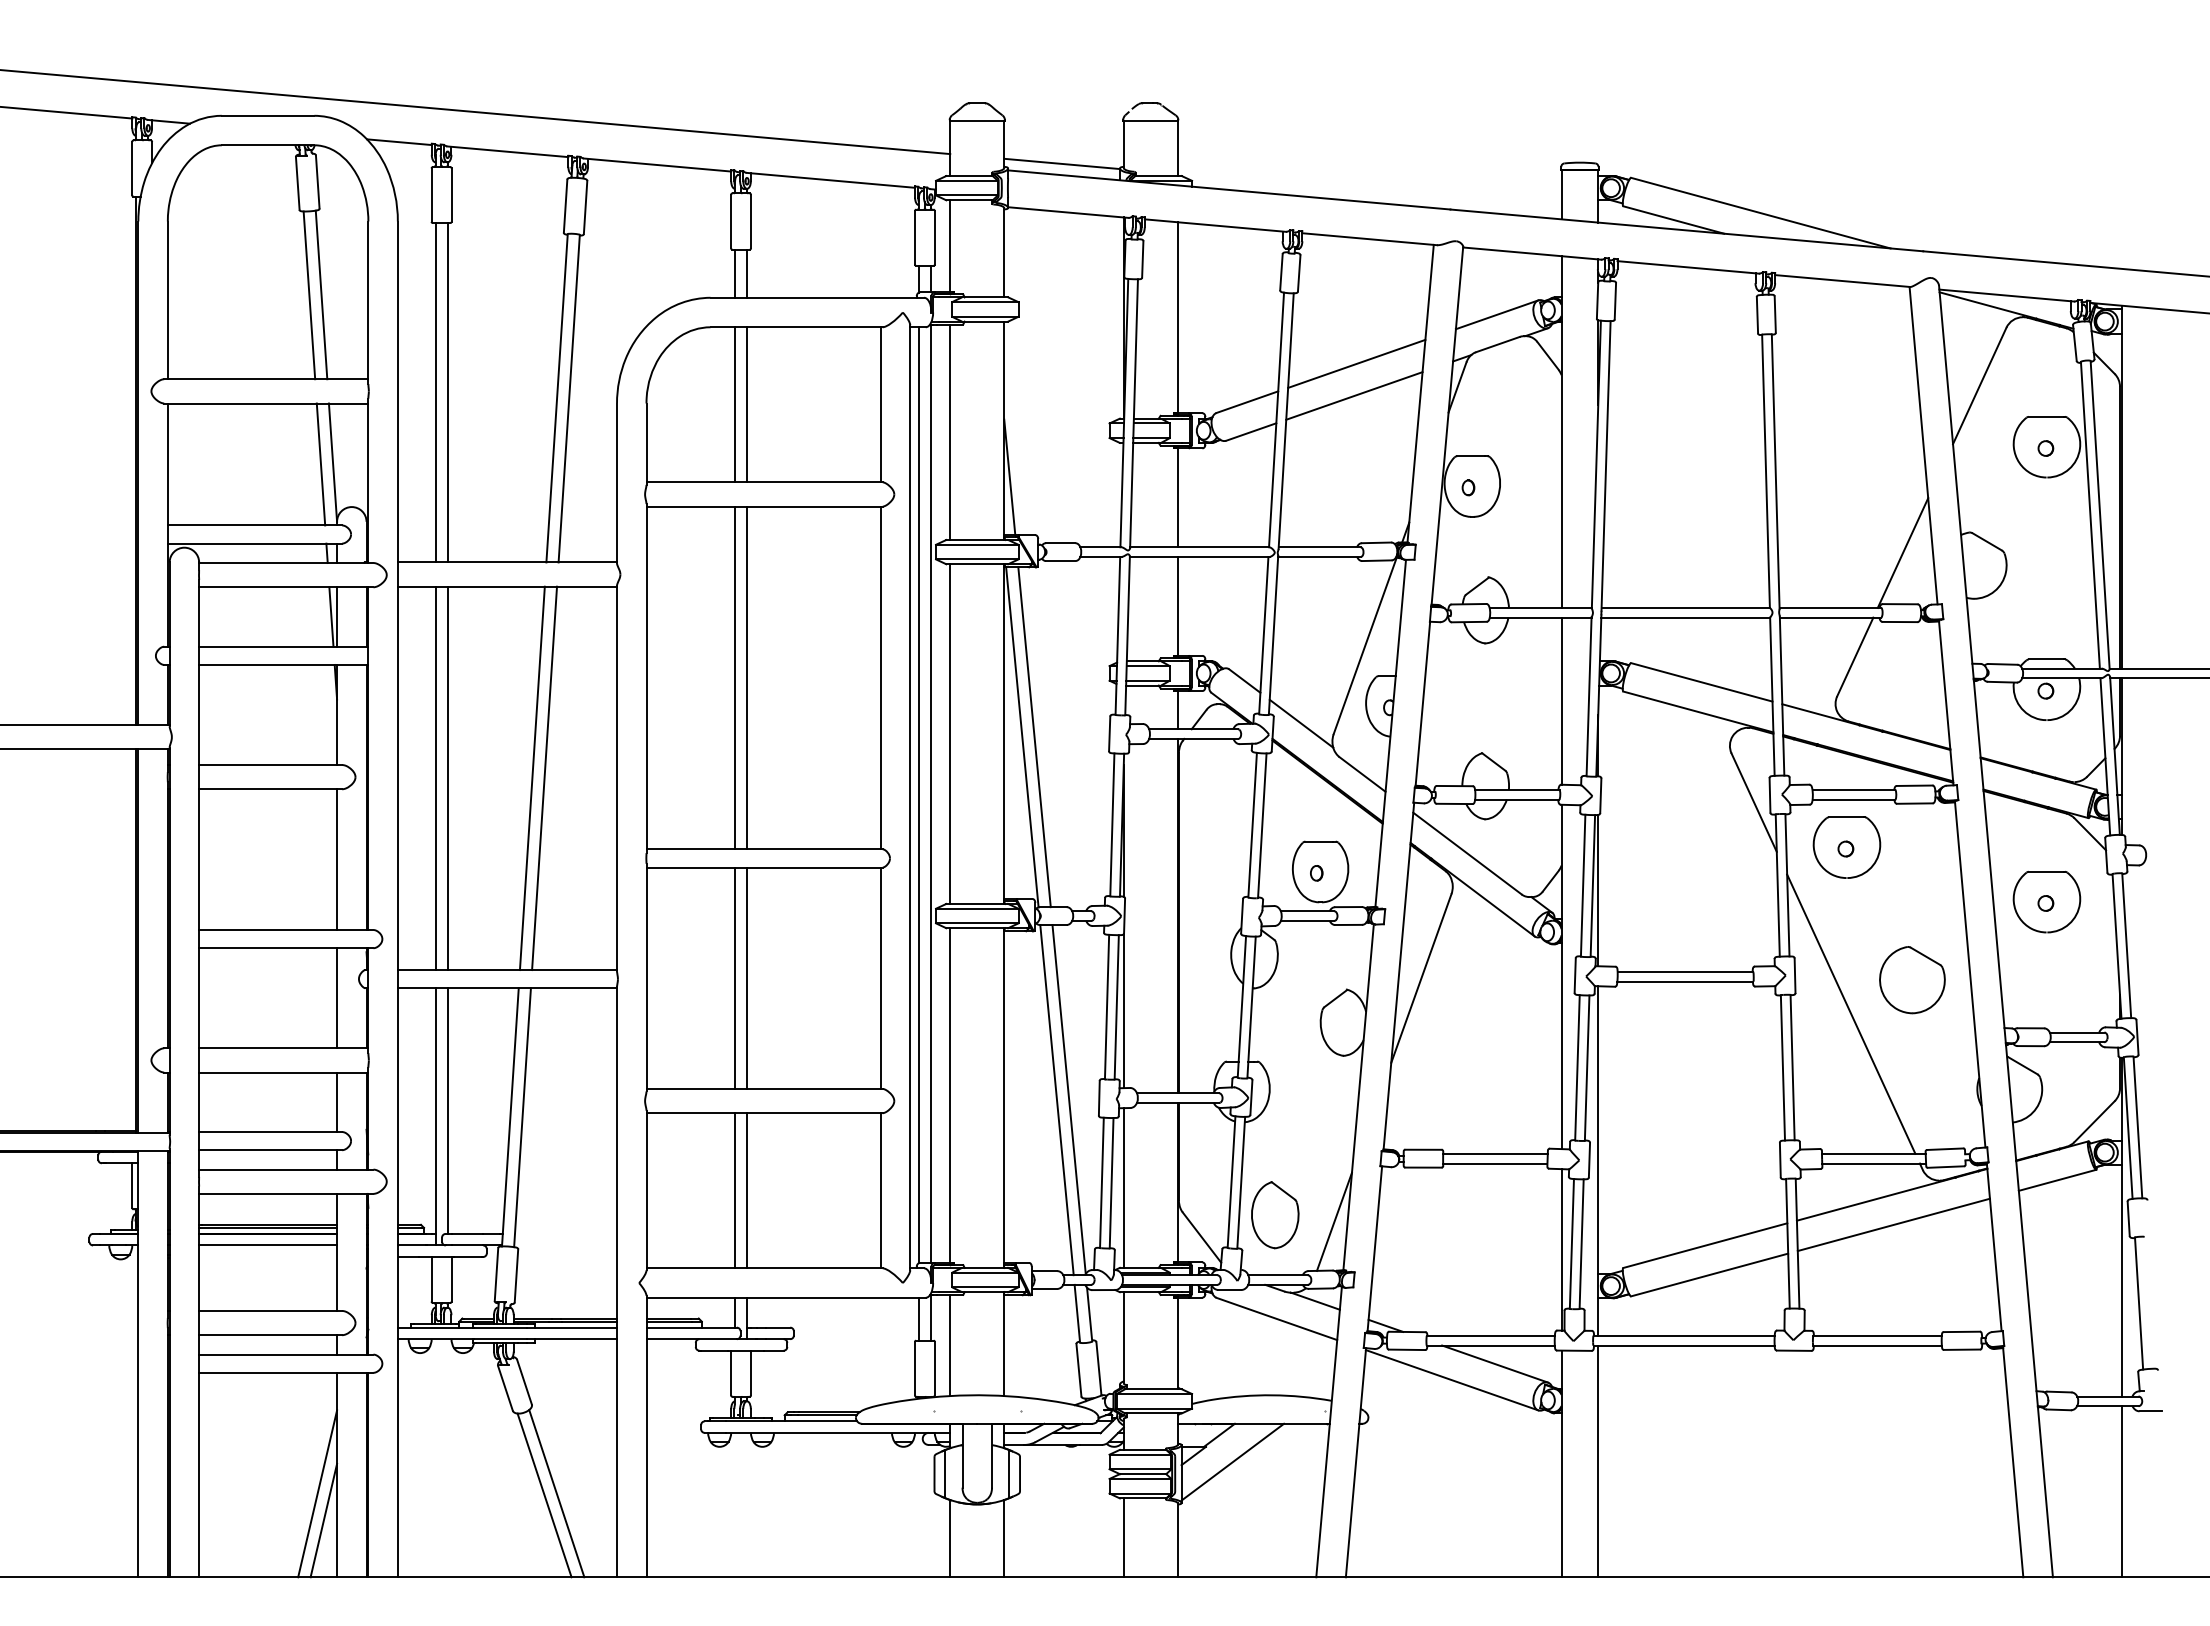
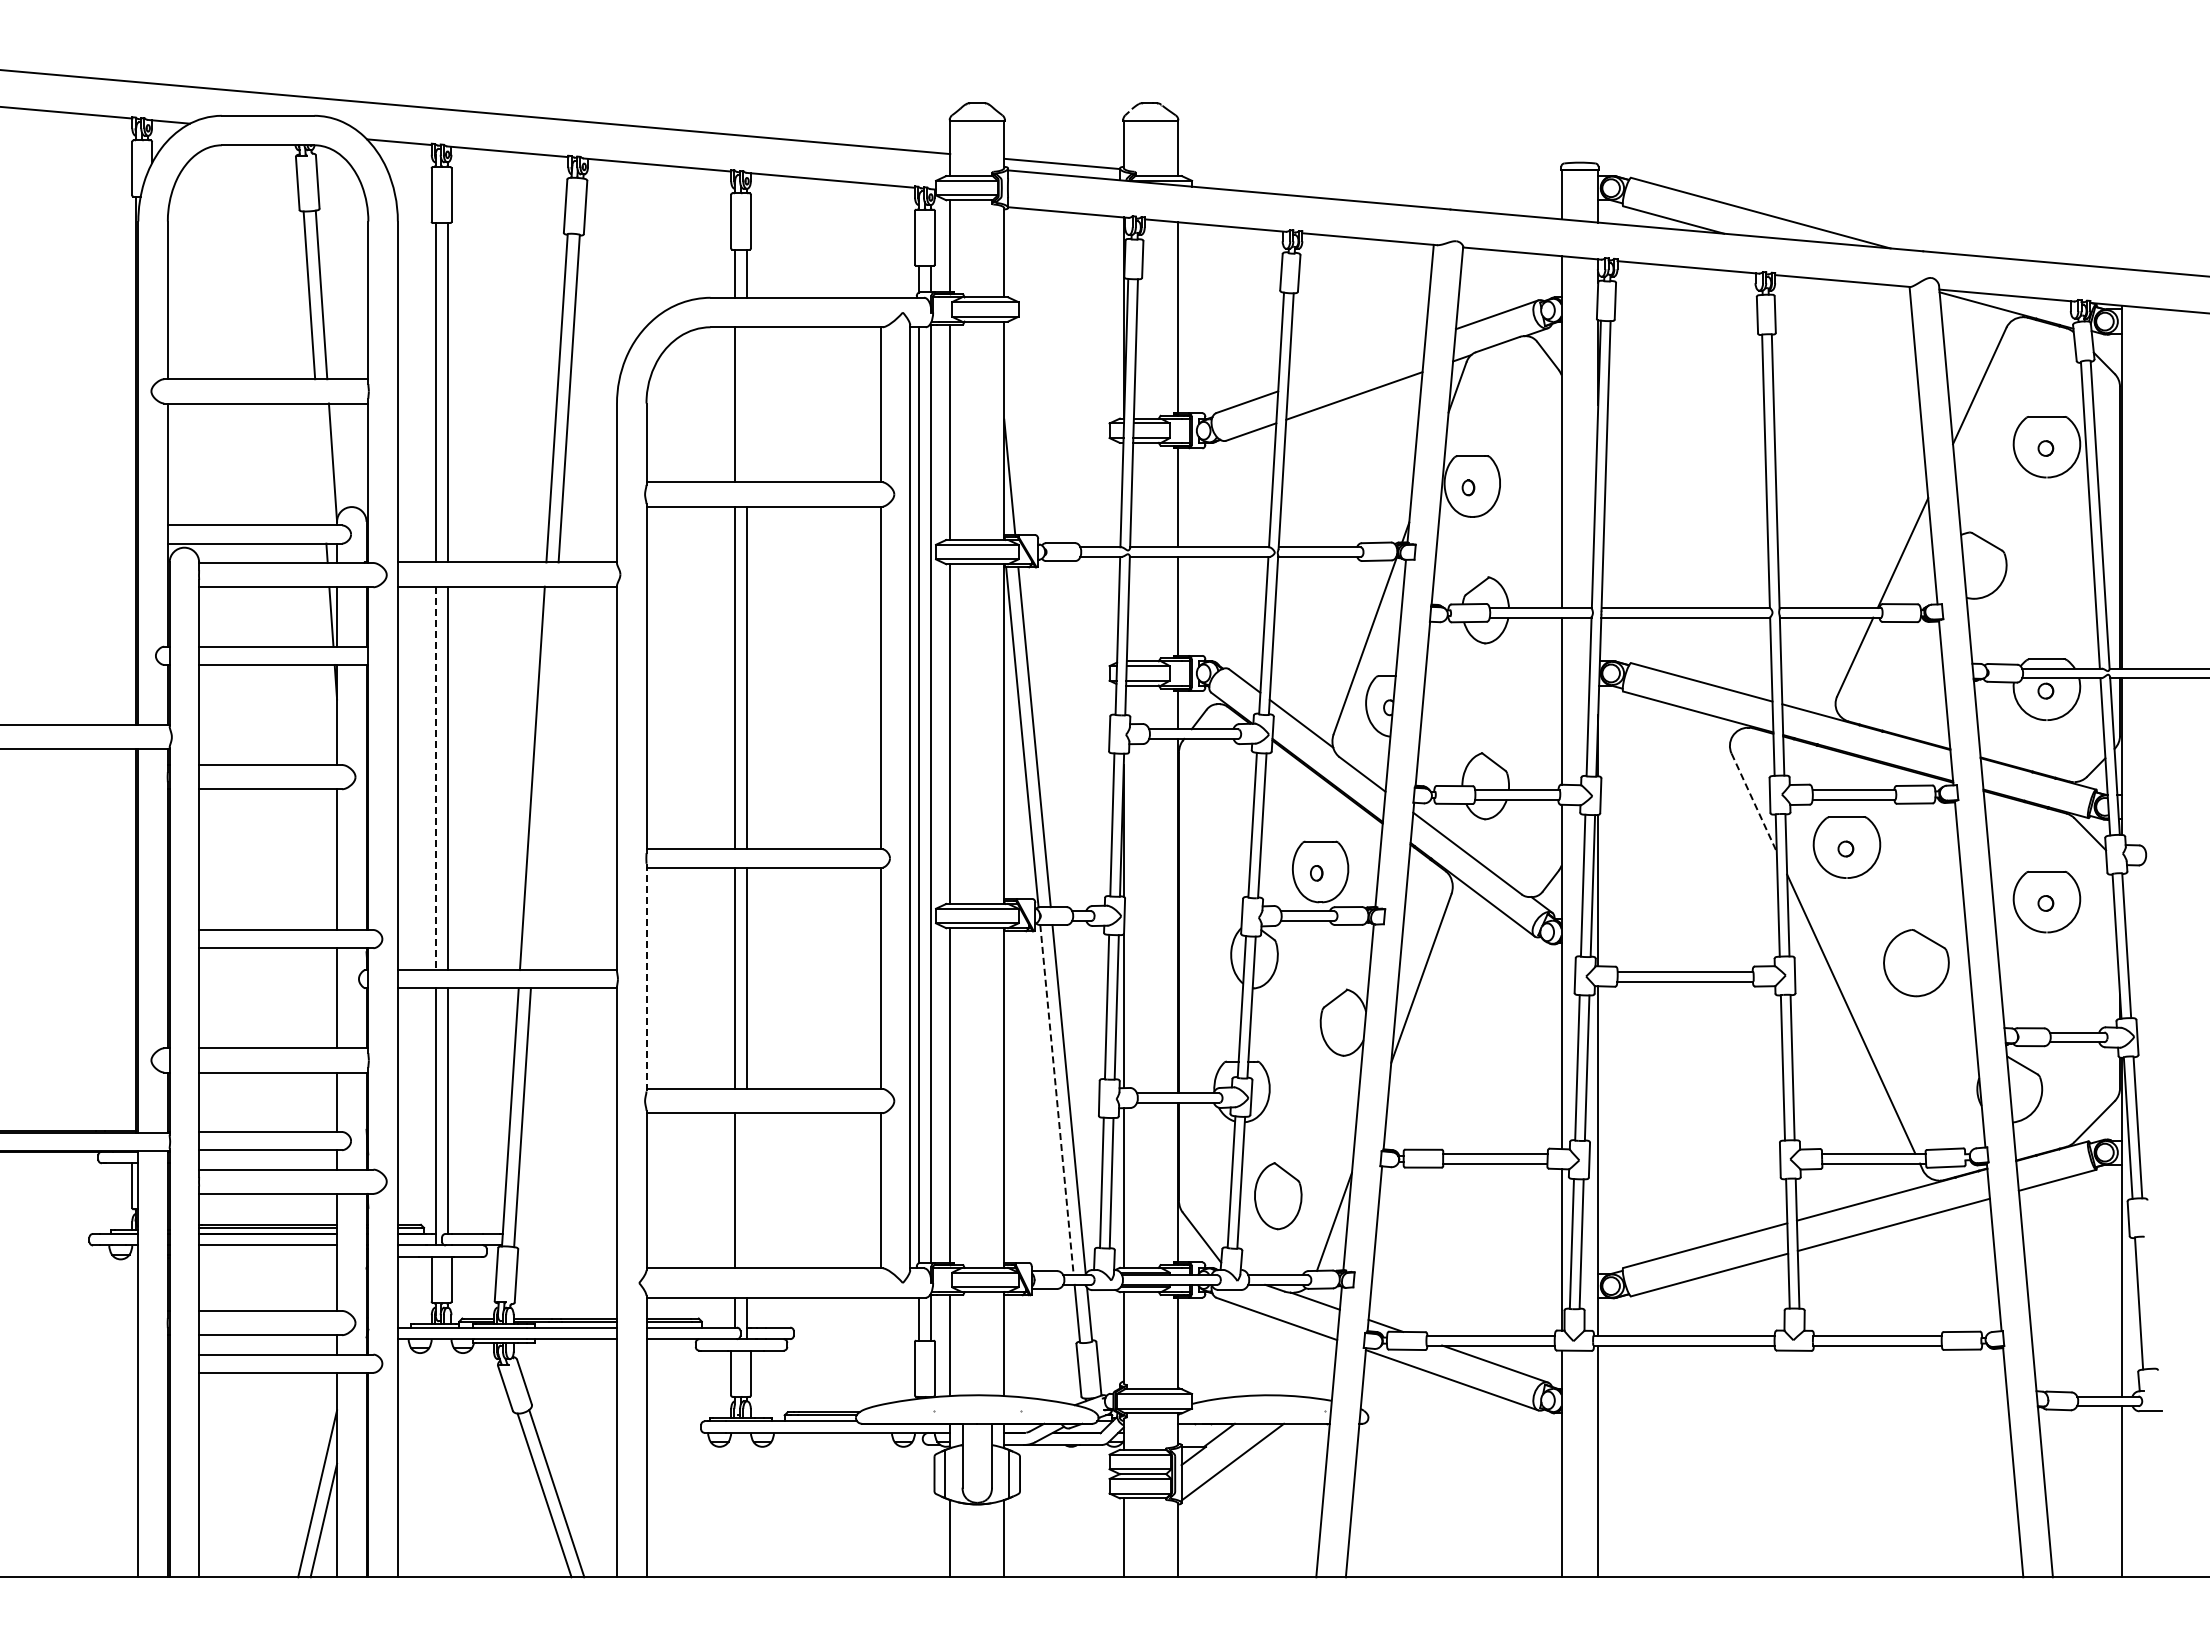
line: present -> none (1356, 363)
line: present -> none (747, 404)
line: present -> none (320, 464)
line: solid -> dashed (435, 778)
line: present -> none (544, 778)
line: solid -> dashed (1754, 803)
line: solid -> dashed (646, 977)
part position: (1912, 980) -> (1916, 963) (1916, 963)
line: solid -> dashed (1057, 1100)
line: present -> none (747, 1190)
part position: (1275, 1215) -> (1278, 1196) (1278, 1196)
